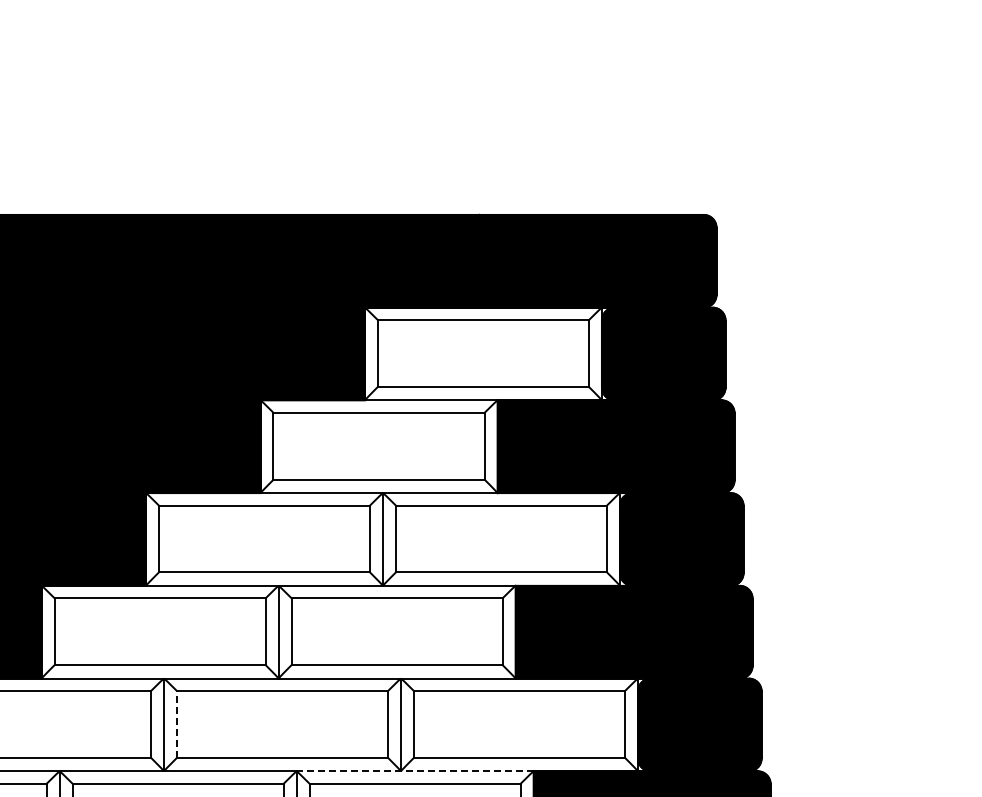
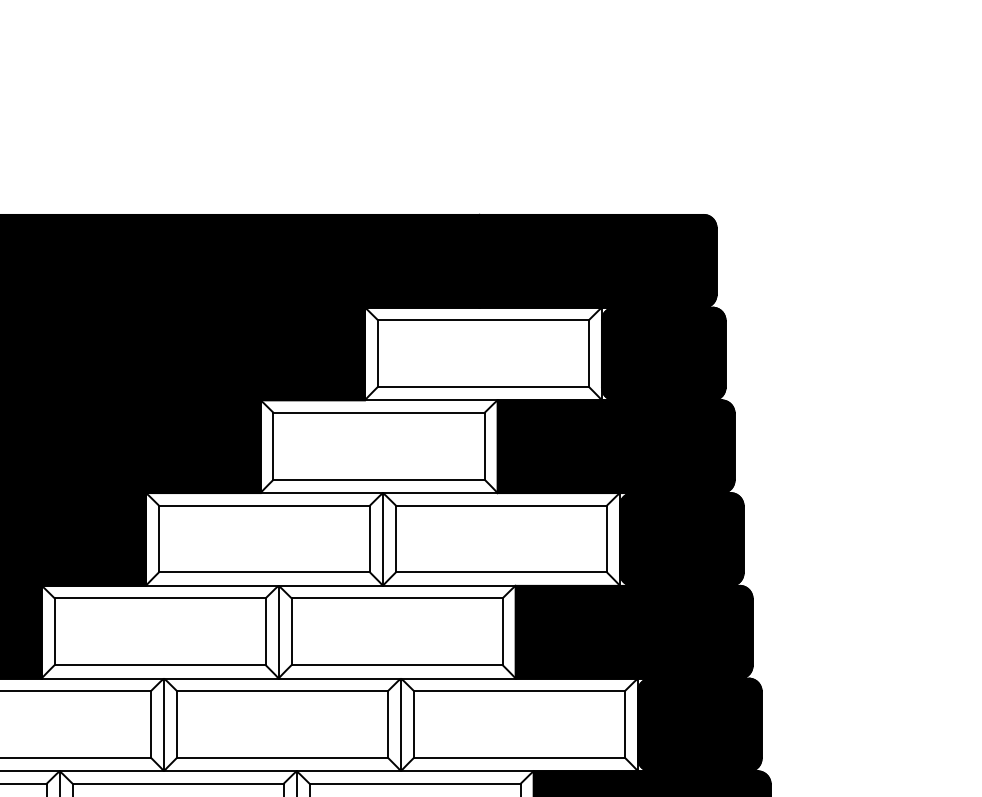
line: dashed -> solid (176, 723)
line: dashed -> solid (414, 771)
